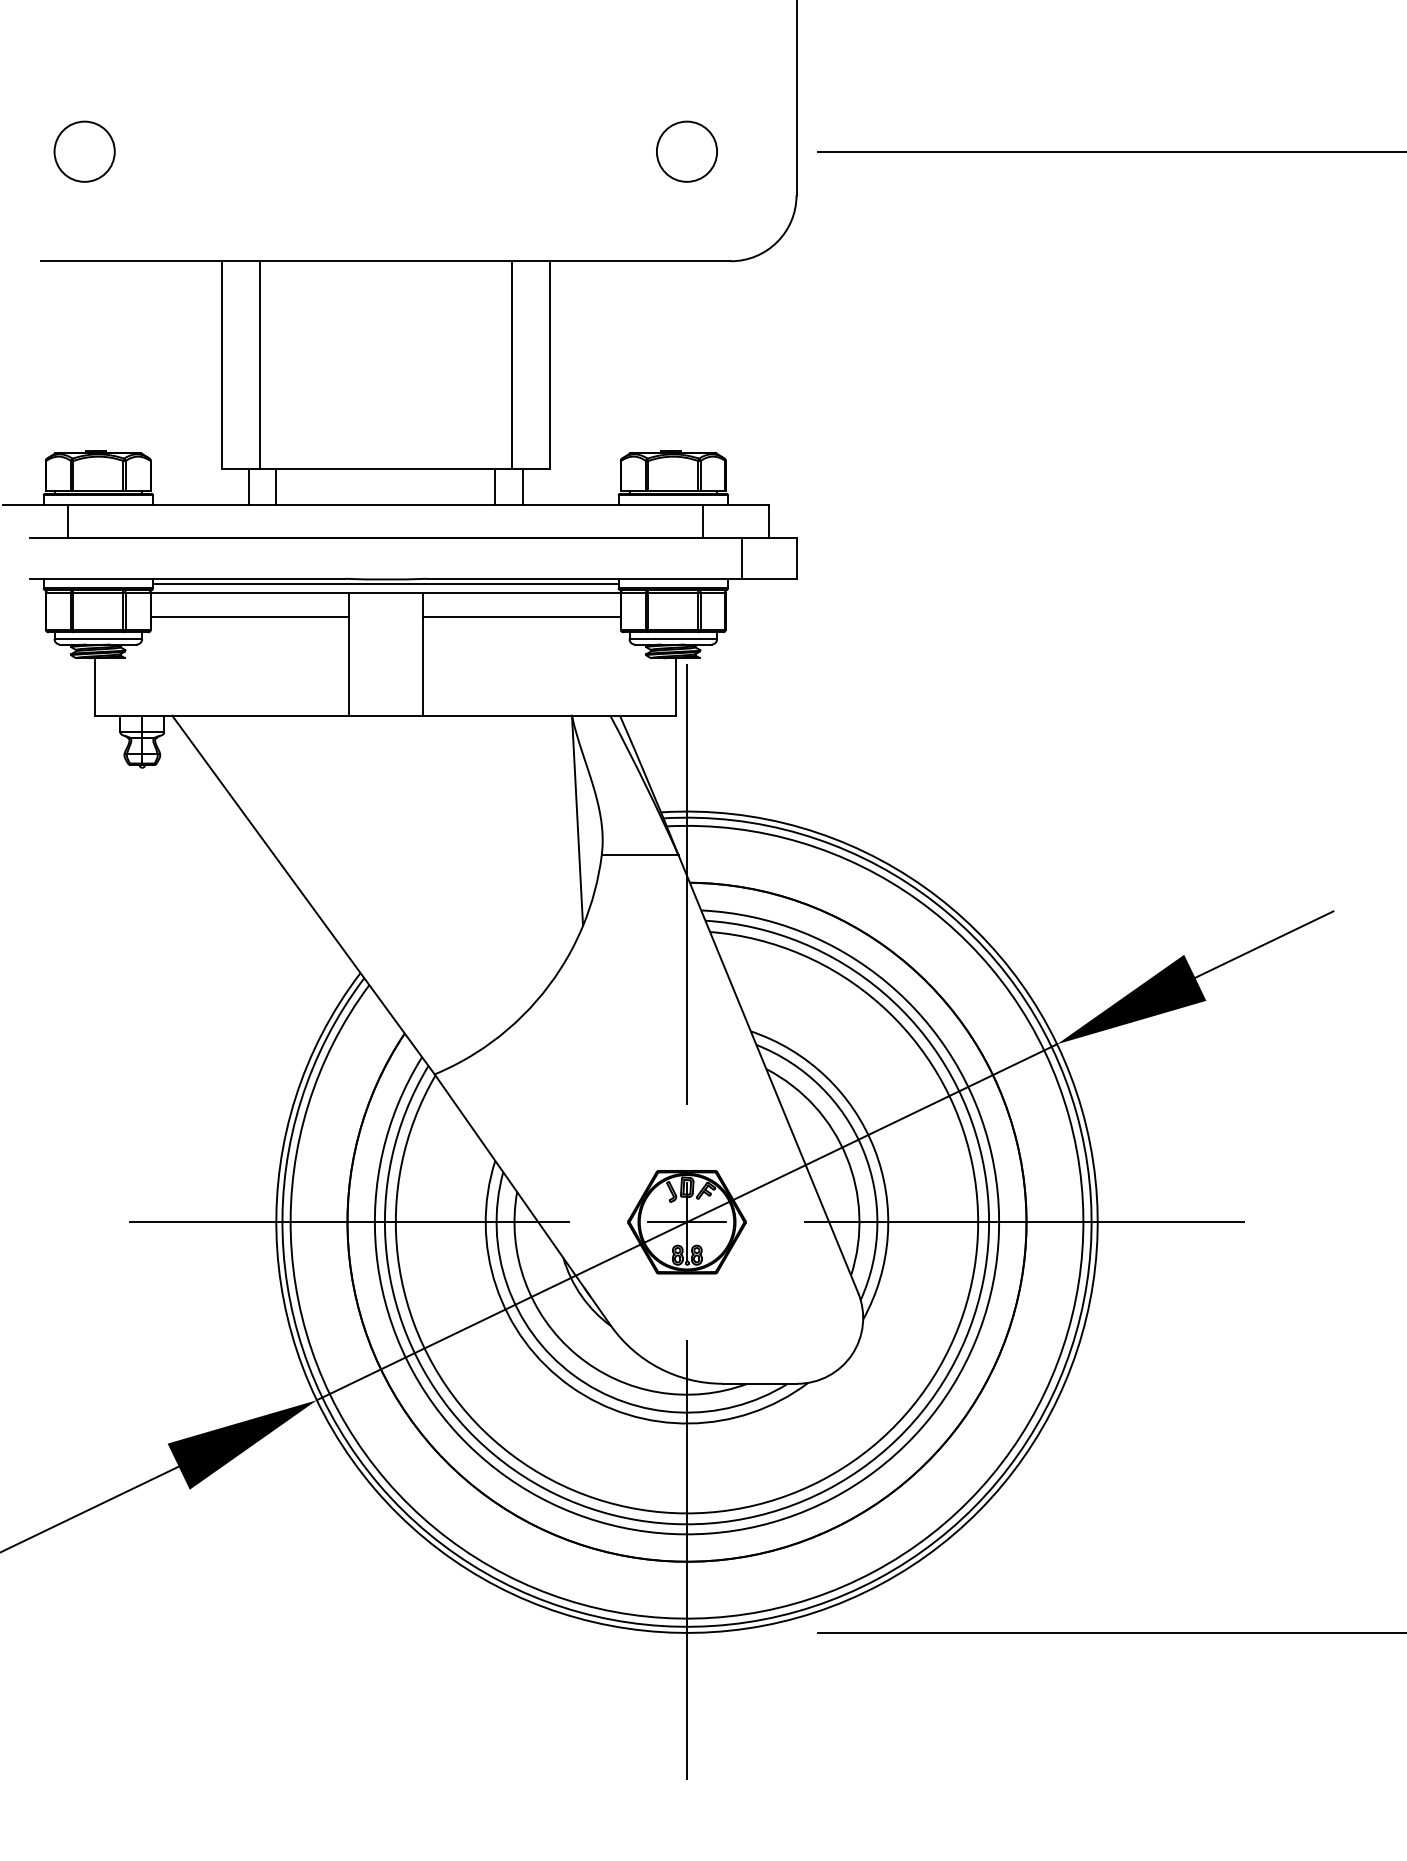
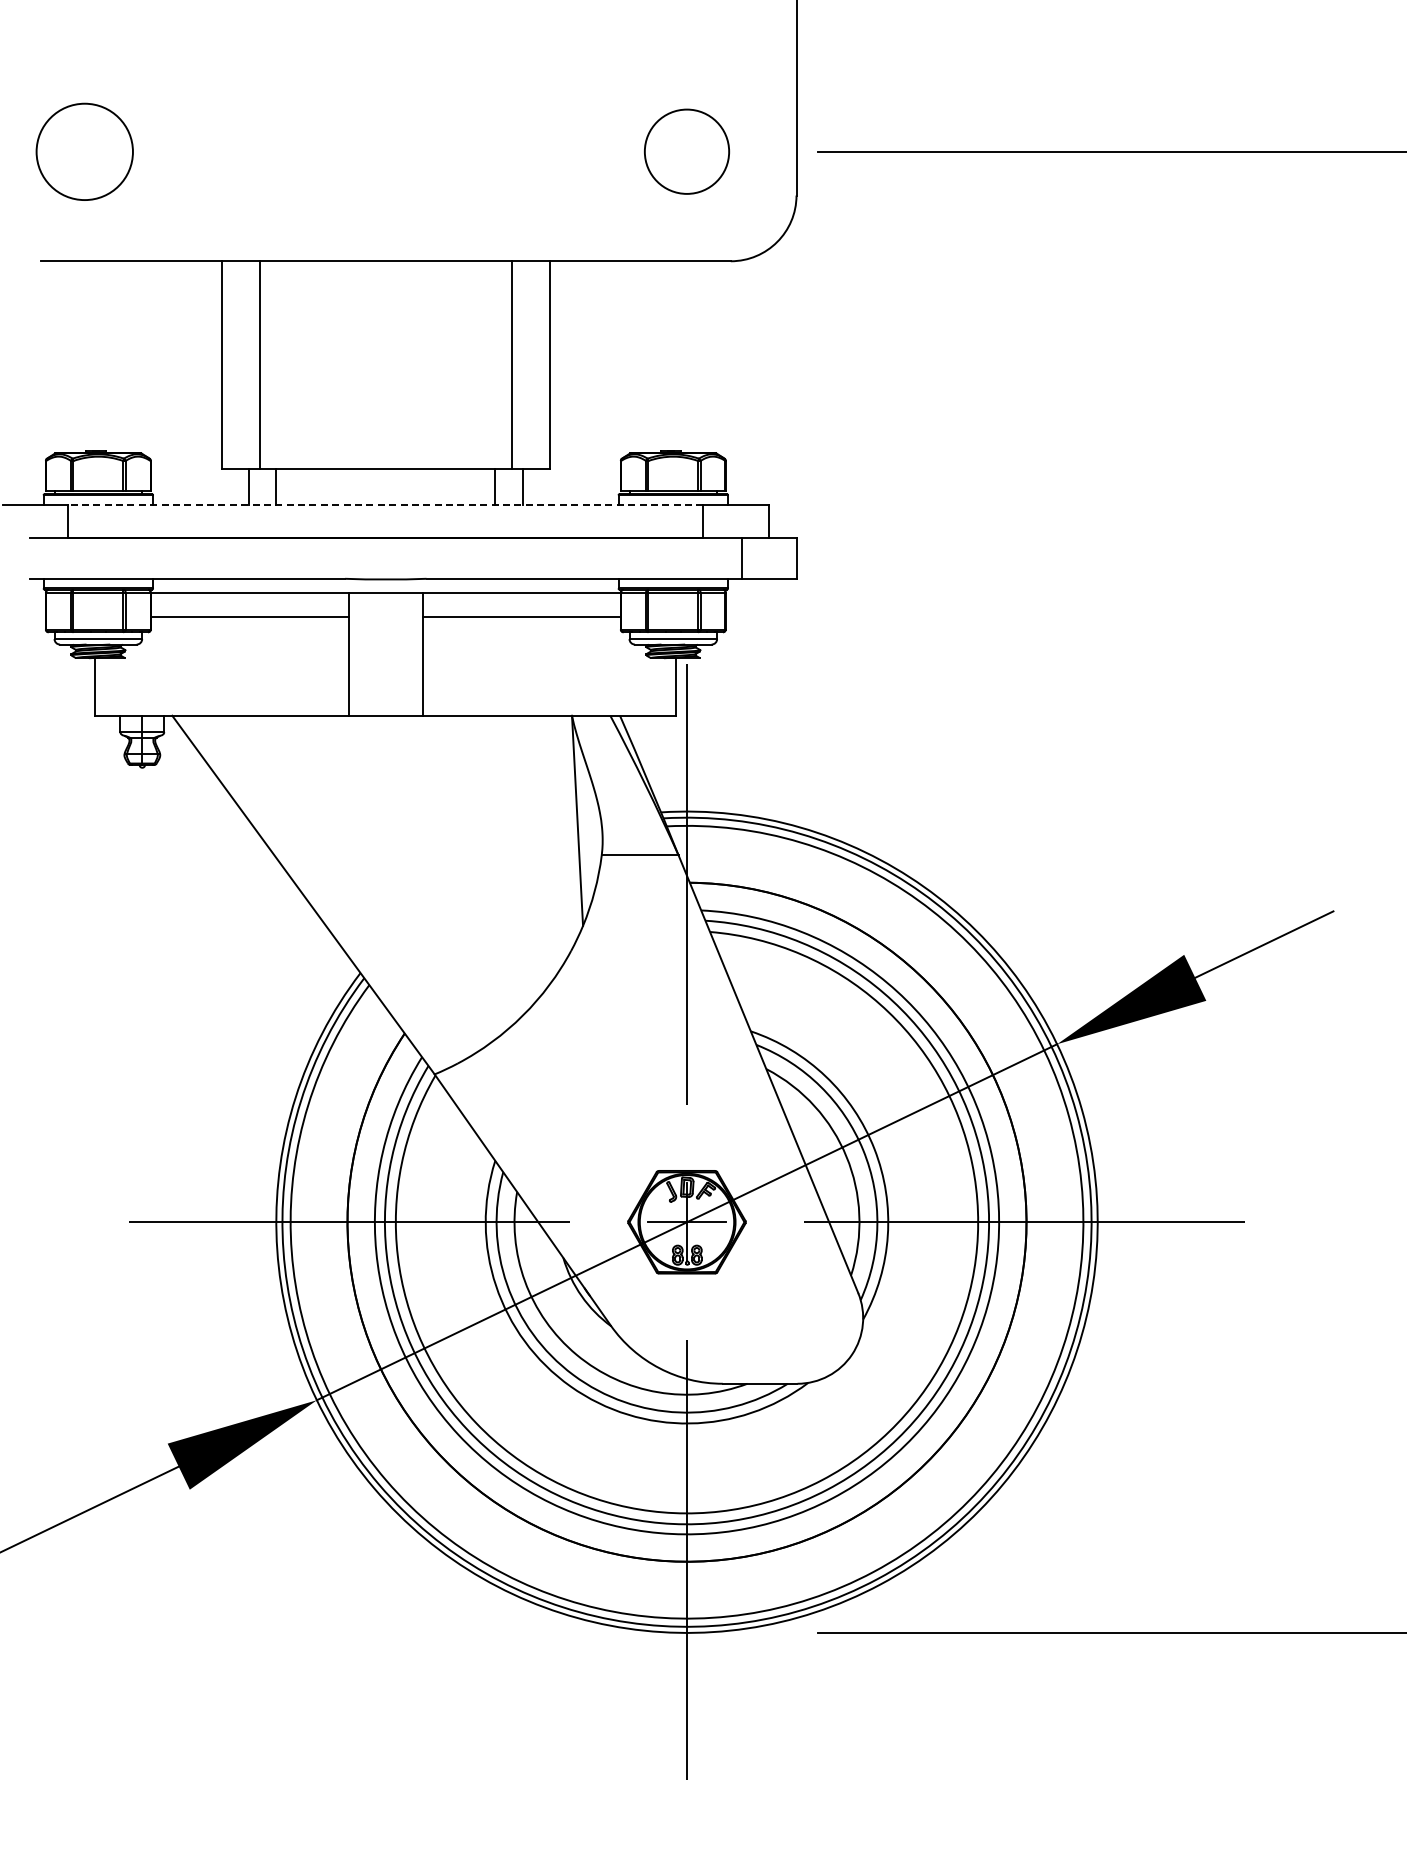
circle size: 63x63 px -> 99x99 px (84, 151)
circle diameter: 60 px -> 84 px (686, 151)
line: solid -> dashed (385, 504)
line: present -> none (385, 584)
